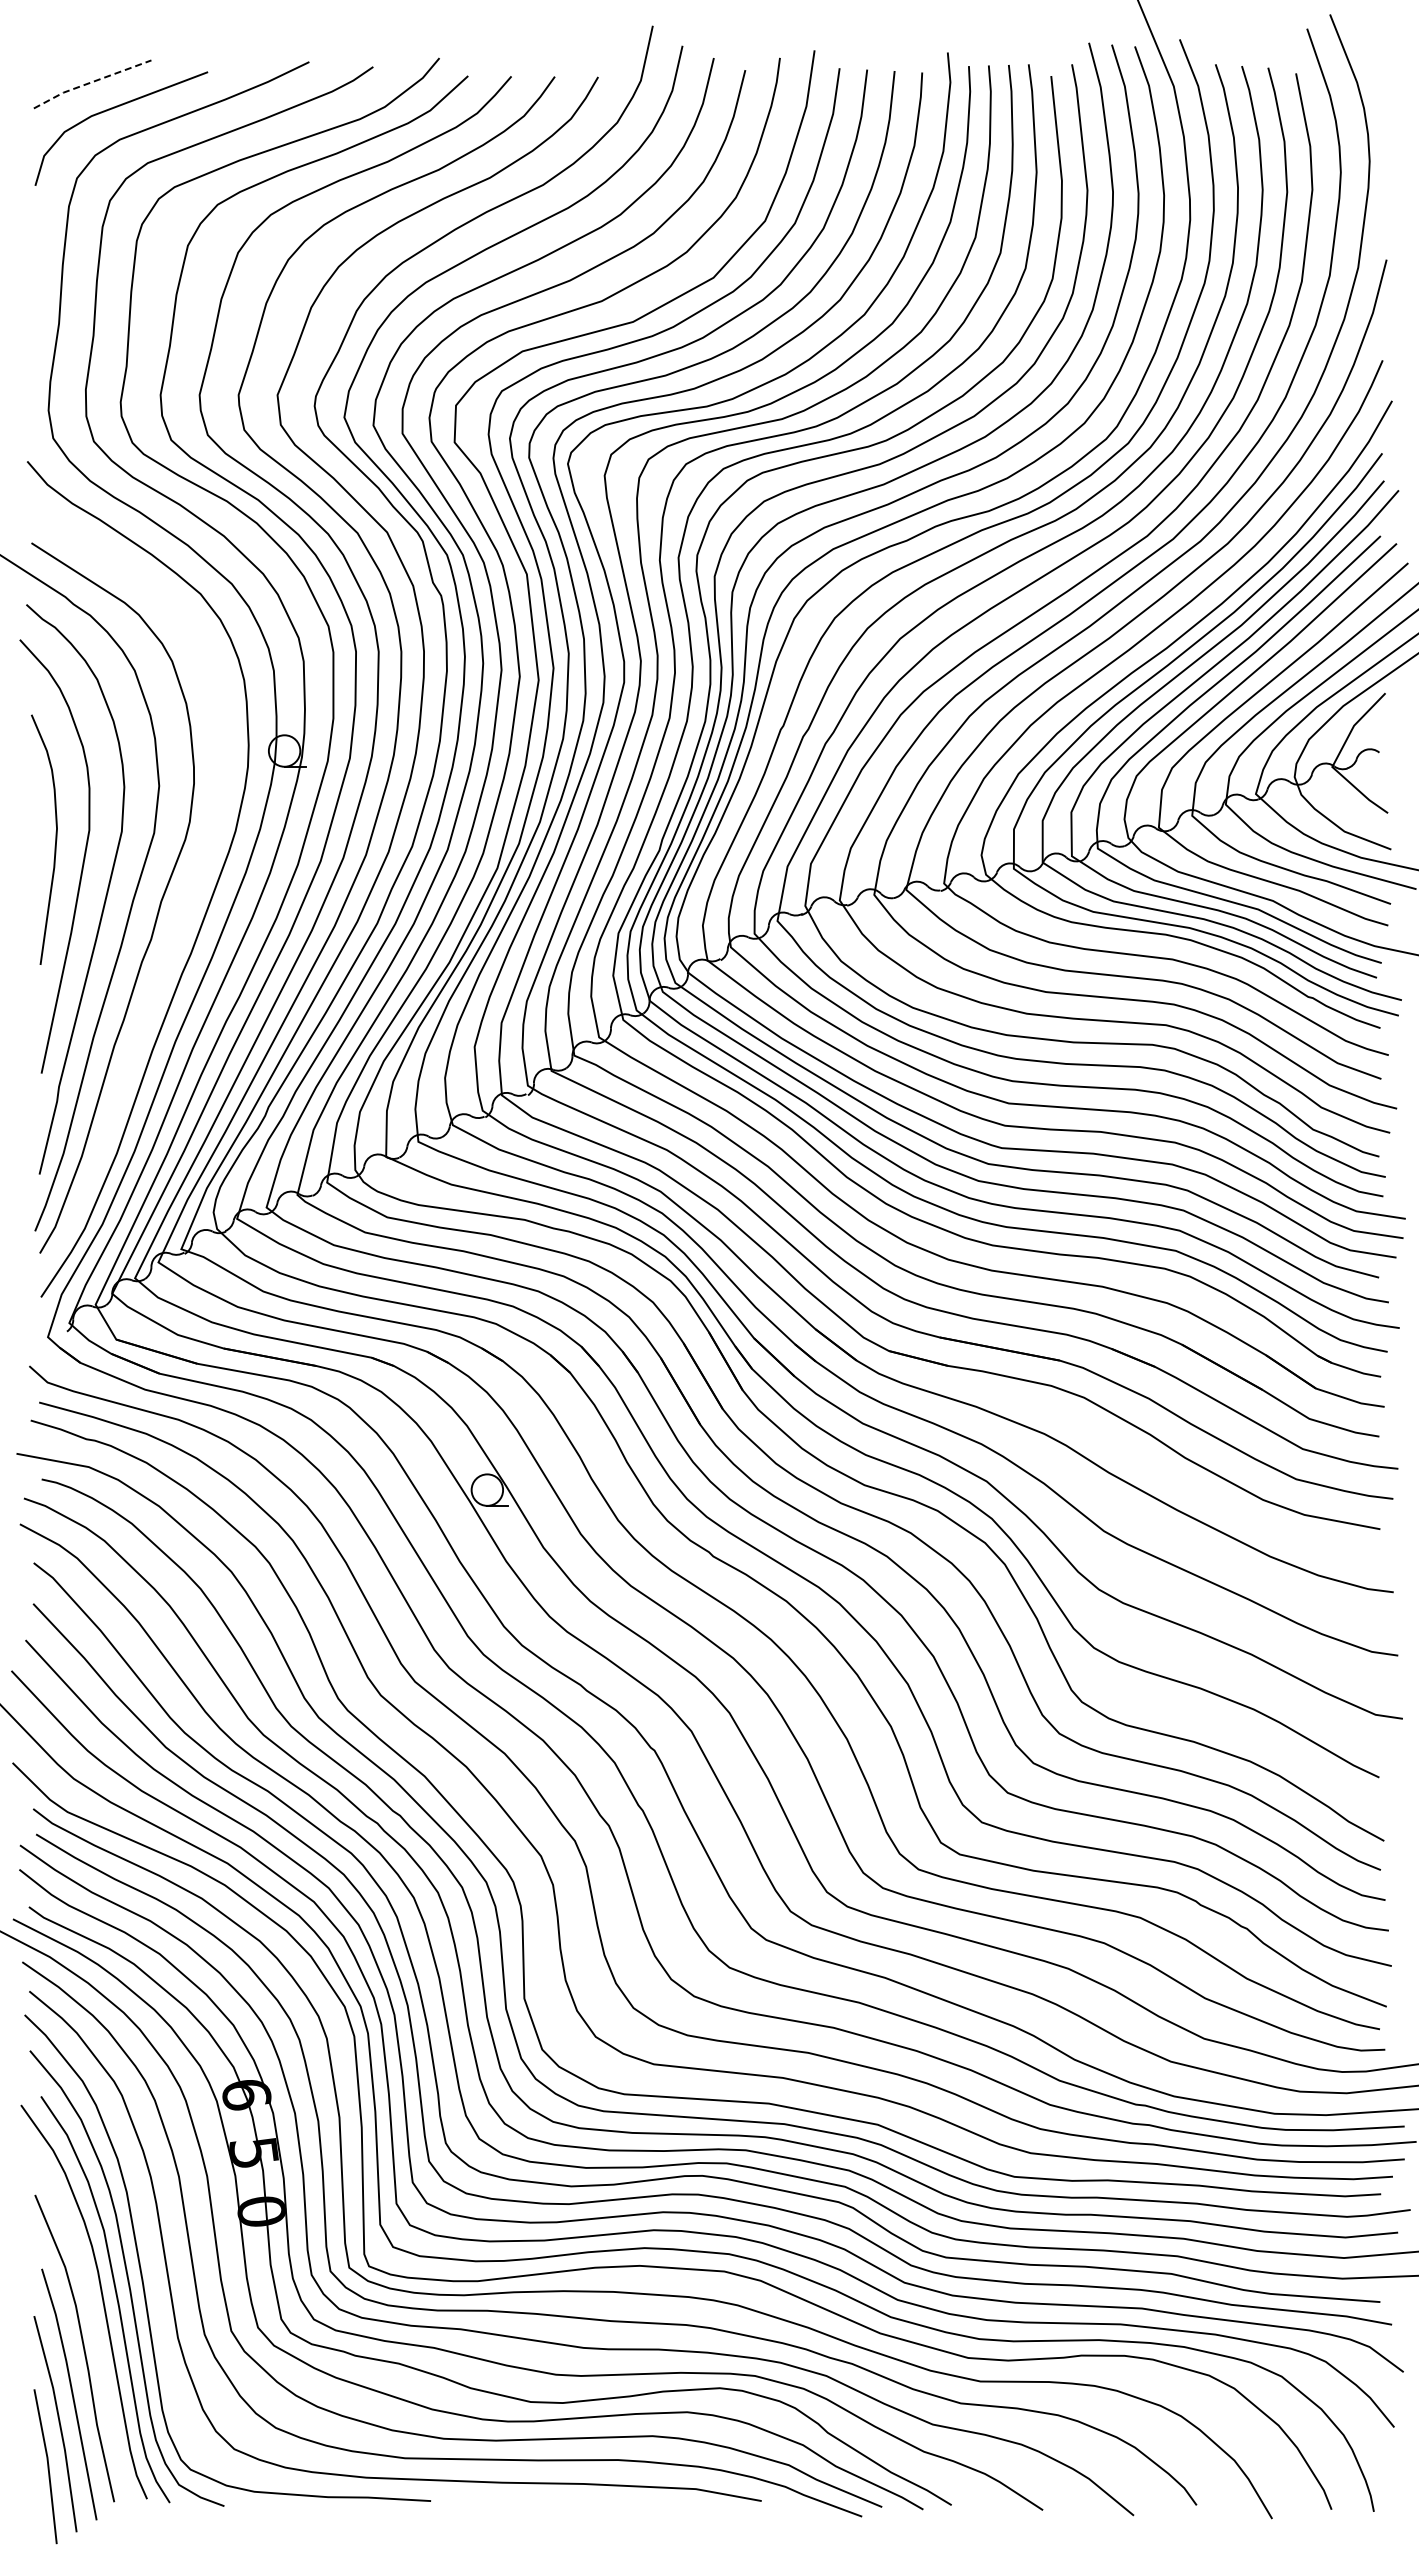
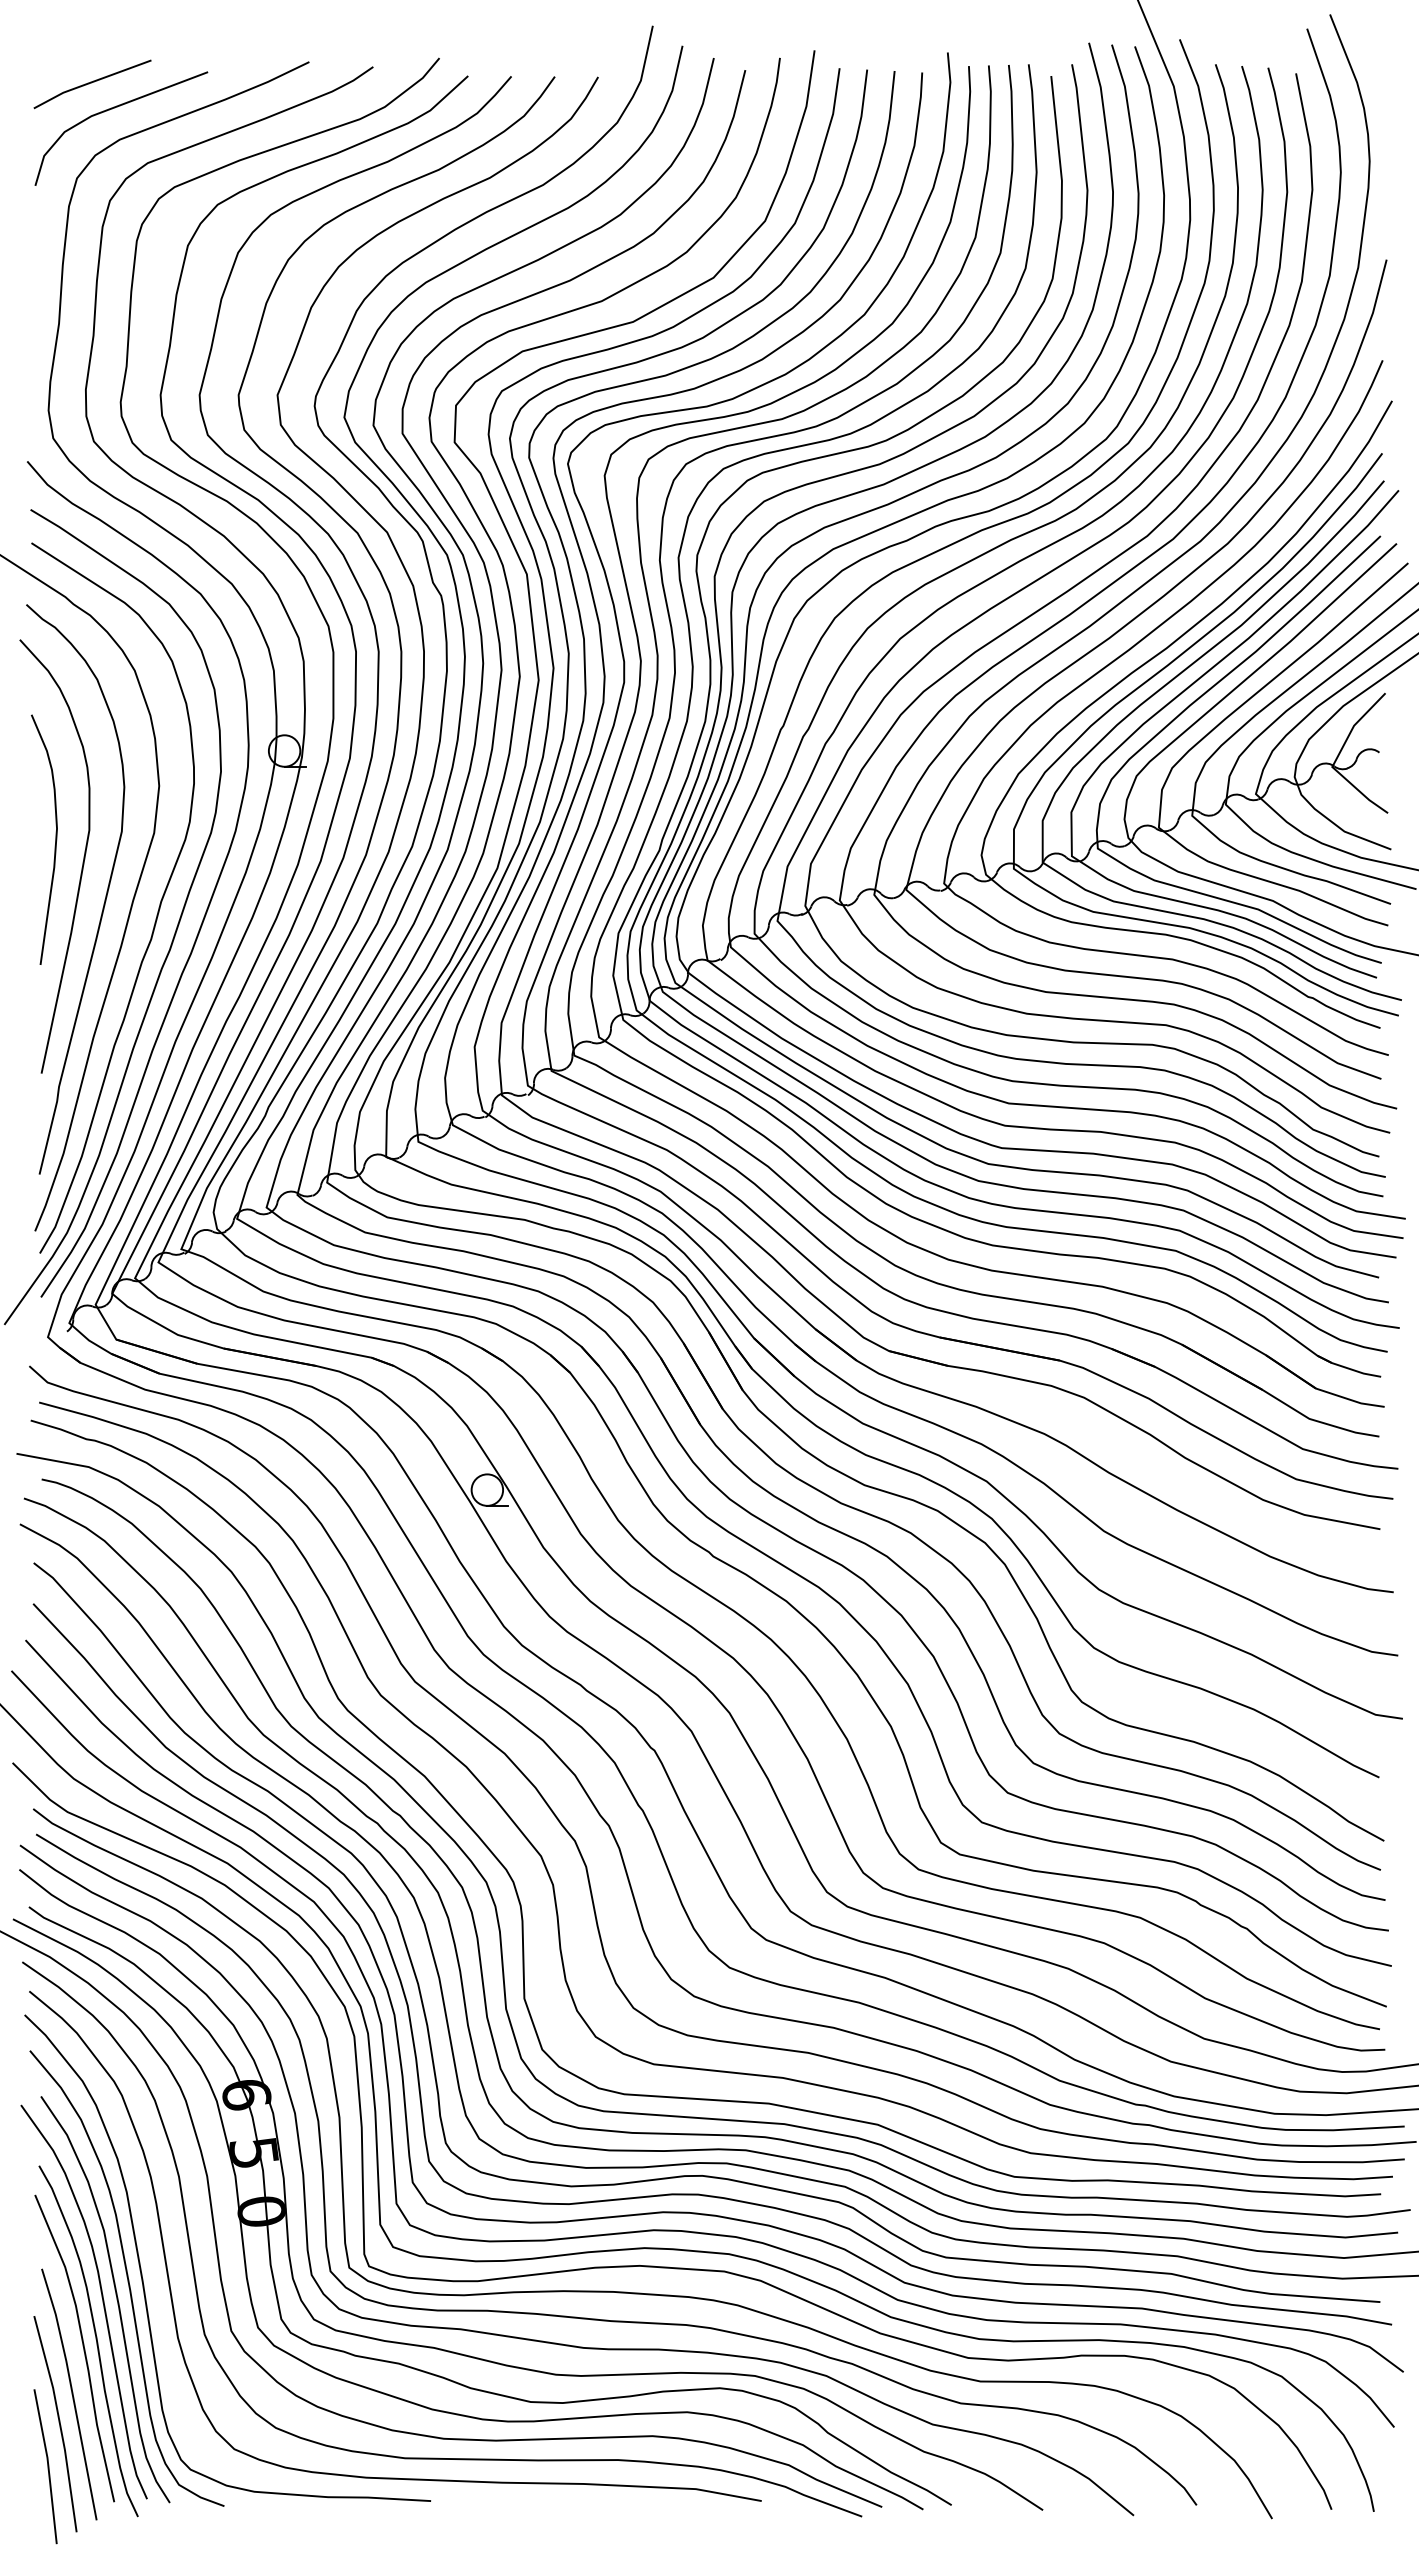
line: dashed -> solid (91, 82)
curve: none -> present (172, 938)
curve: none -> present (95, 2339)
